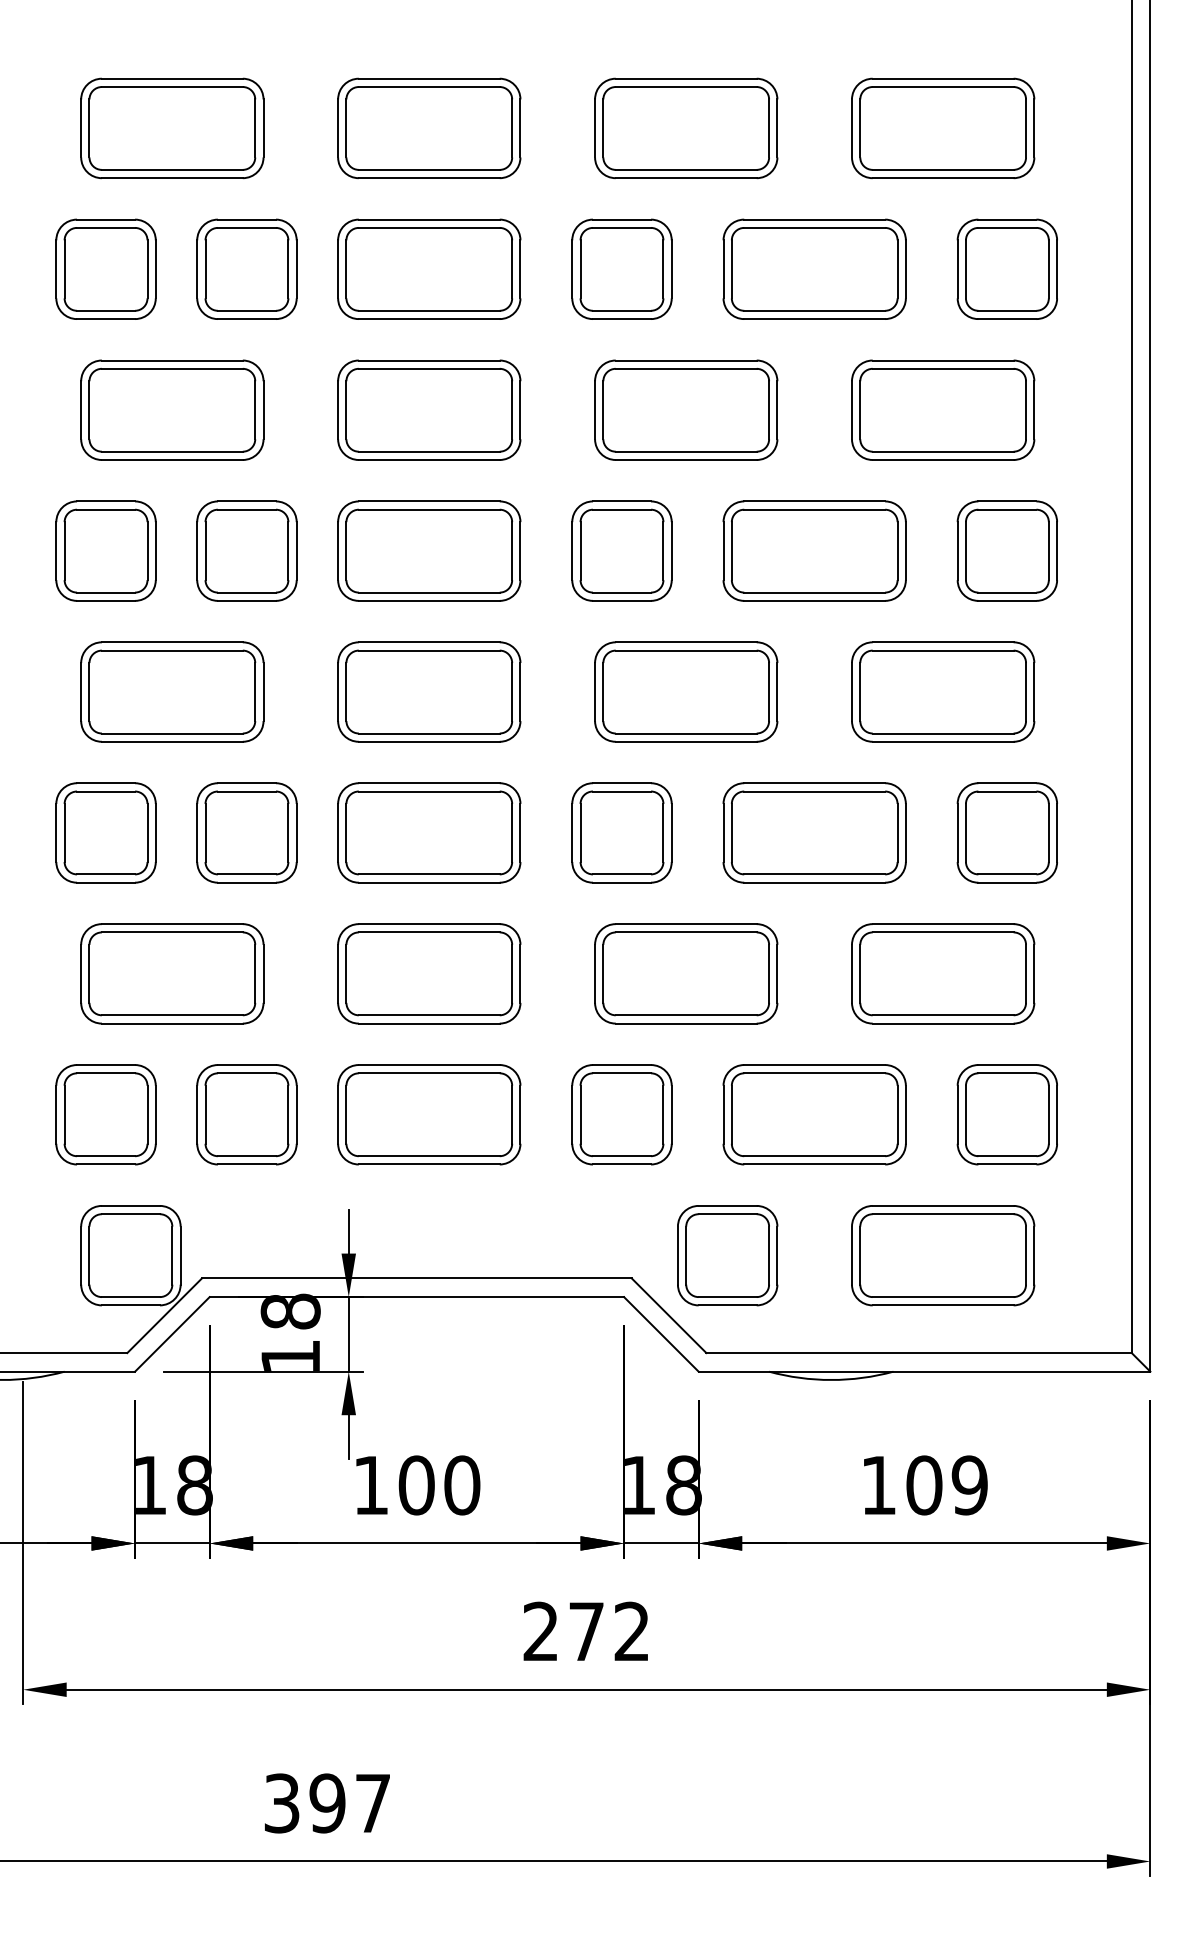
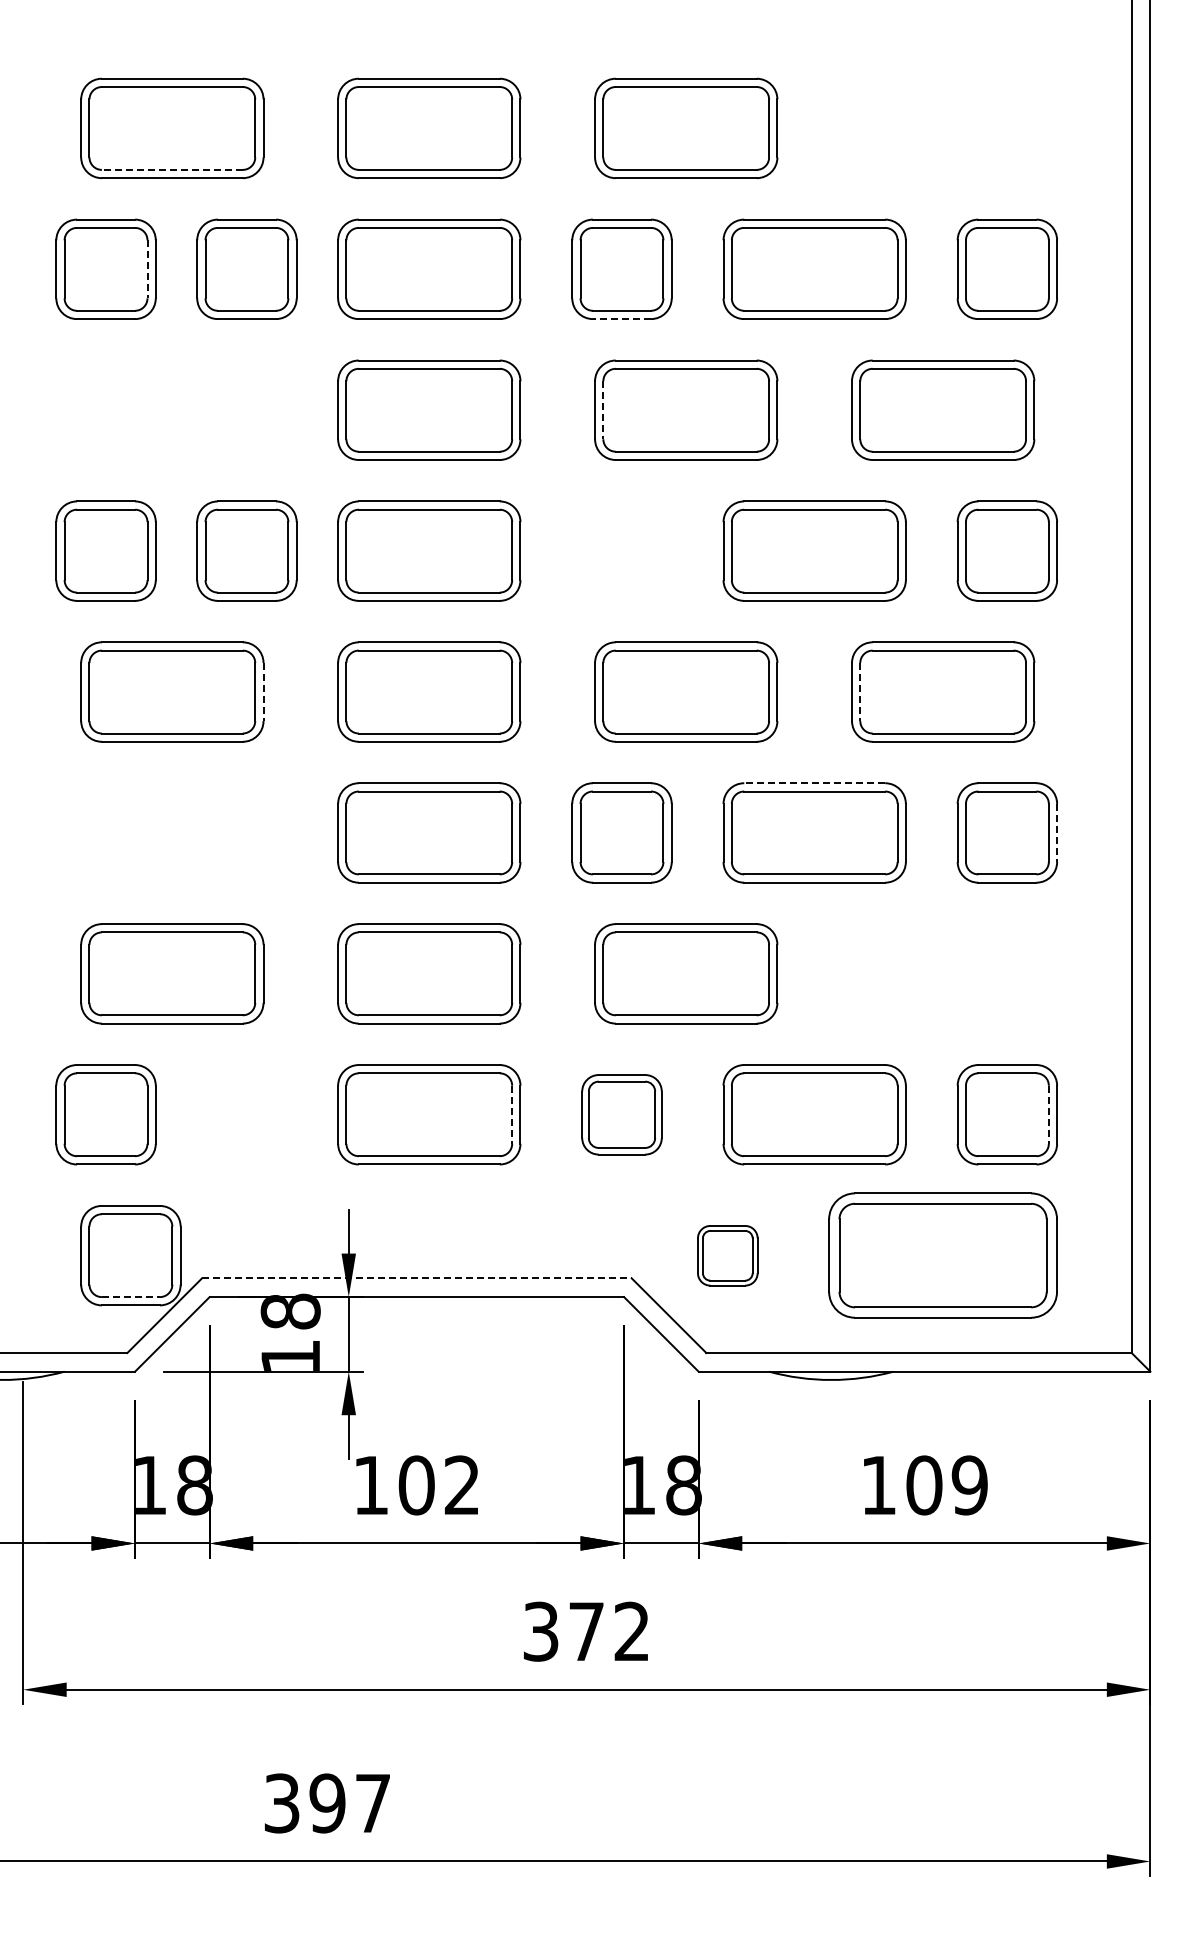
part: present -> none (943, 128)
line: solid -> dashed (171, 169)
line: solid -> dashed (147, 269)
line: solid -> dashed (621, 319)
part: present -> none (172, 409)
line: solid -> dashed (603, 410)
part: present -> none (621, 550)
line: solid -> dashed (263, 692)
line: solid -> dashed (860, 692)
line: solid -> dashed (814, 783)
part: present -> none (105, 832)
part: present -> none (246, 832)
line: solid -> dashed (1057, 833)
part: present -> none (943, 973)
part: present -> none (246, 1114)
part size: 102x102 px -> 82x82 px (621, 1114)
line: solid -> dashed (512, 1115)
line: solid -> dashed (1048, 1115)
part size: 102x102 px -> 62x62 px (727, 1255)
part size: 185x102 px -> 230x127 px (942, 1255)
line: solid -> dashed (416, 1278)
line: solid -> dashed (131, 1297)
text: 100 -> 102 (462, 1485)
text: 272 -> 372 (540, 1631)
